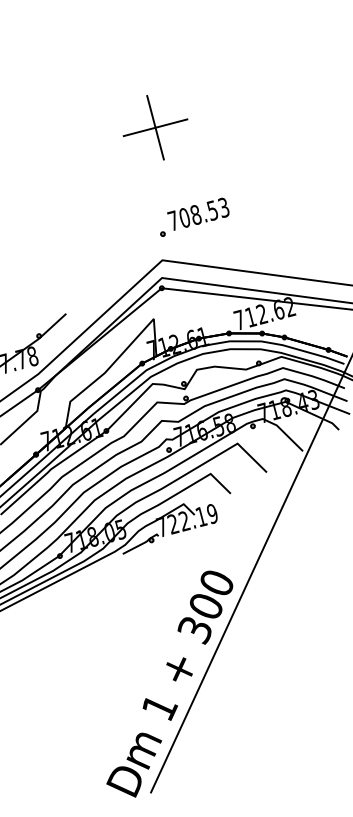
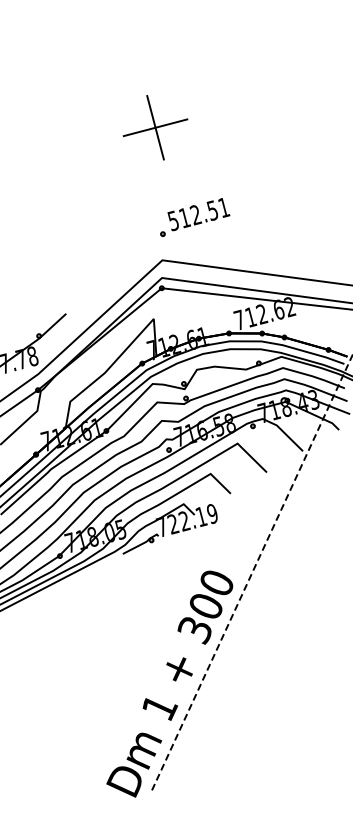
text: 708.53 -> 512.51 (198, 214)
line: solid -> dashed (251, 573)
